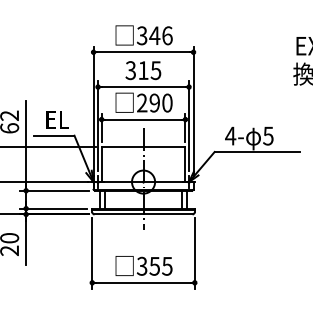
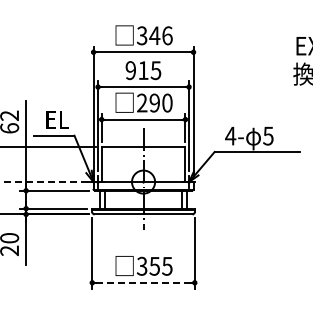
text: 315 -> 915 (130, 70)
line: solid -> dashed (44, 182)
line: solid -> dashed (143, 282)
